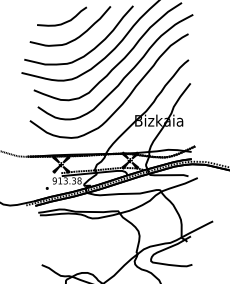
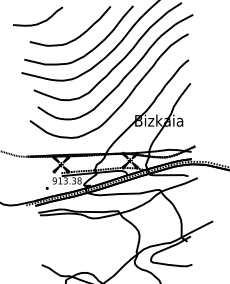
curve position: (62, 22) -> (38, 22) (38, 22)
